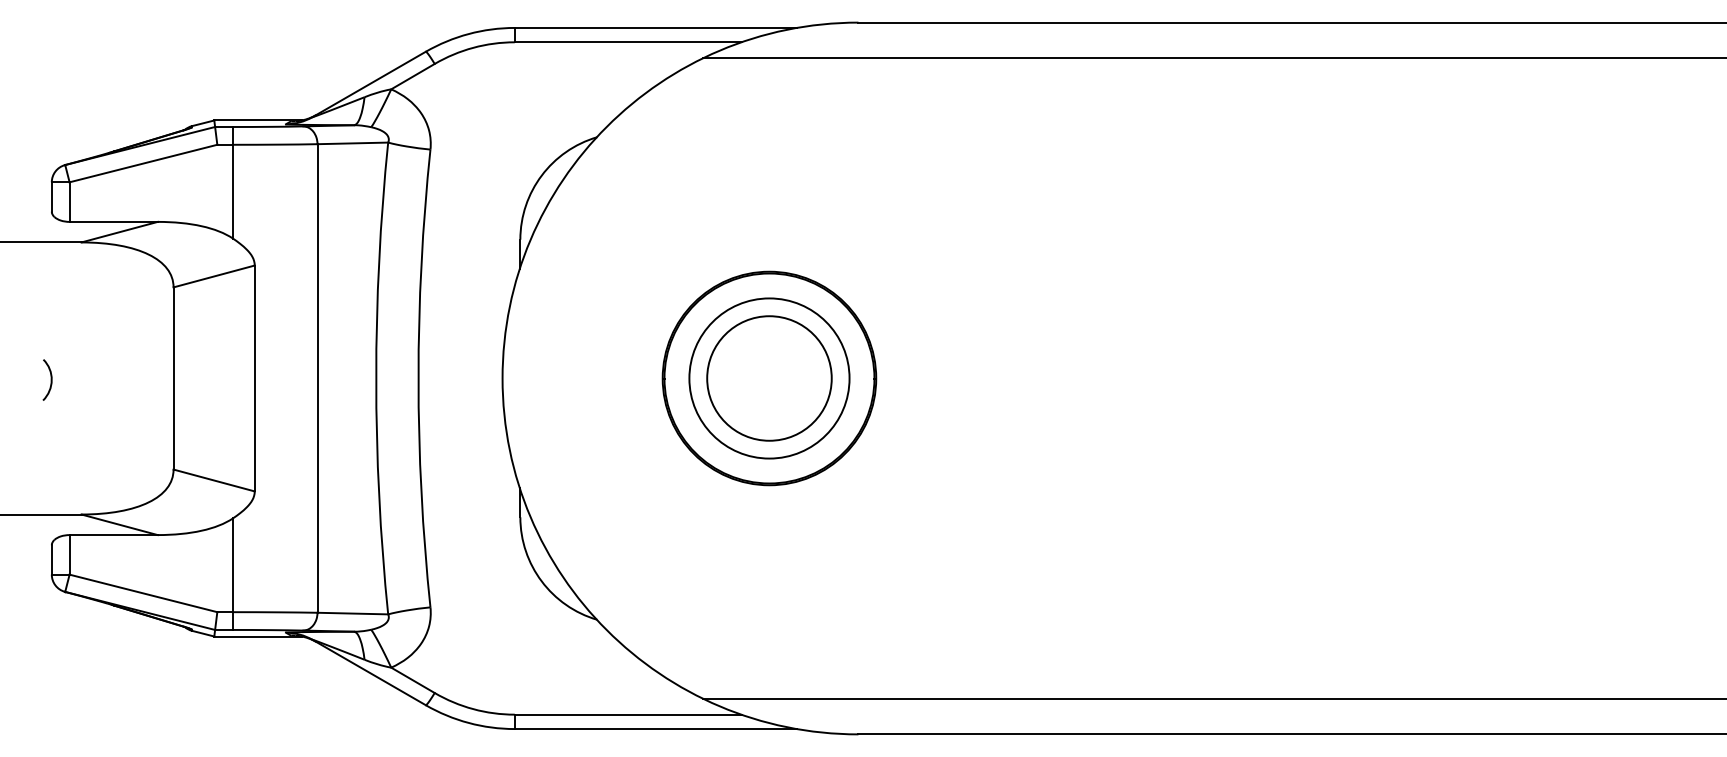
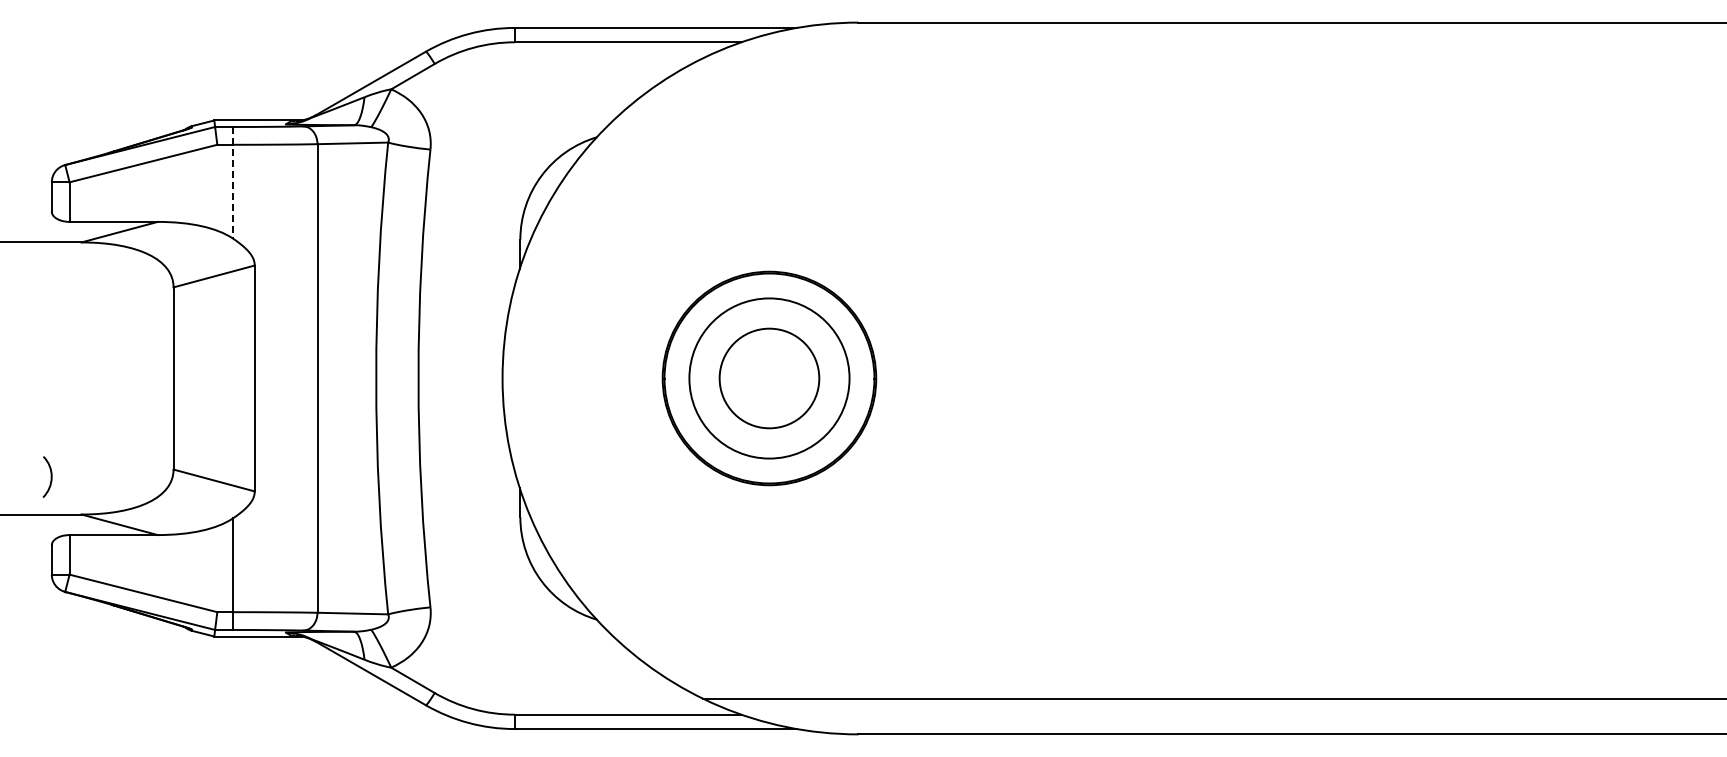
line: present -> none (1213, 58)
line: solid -> dashed (232, 182)
circle diameter: 125 px -> 100 px (769, 378)
curve position: (50, 379) -> (50, 476) (50, 476)
